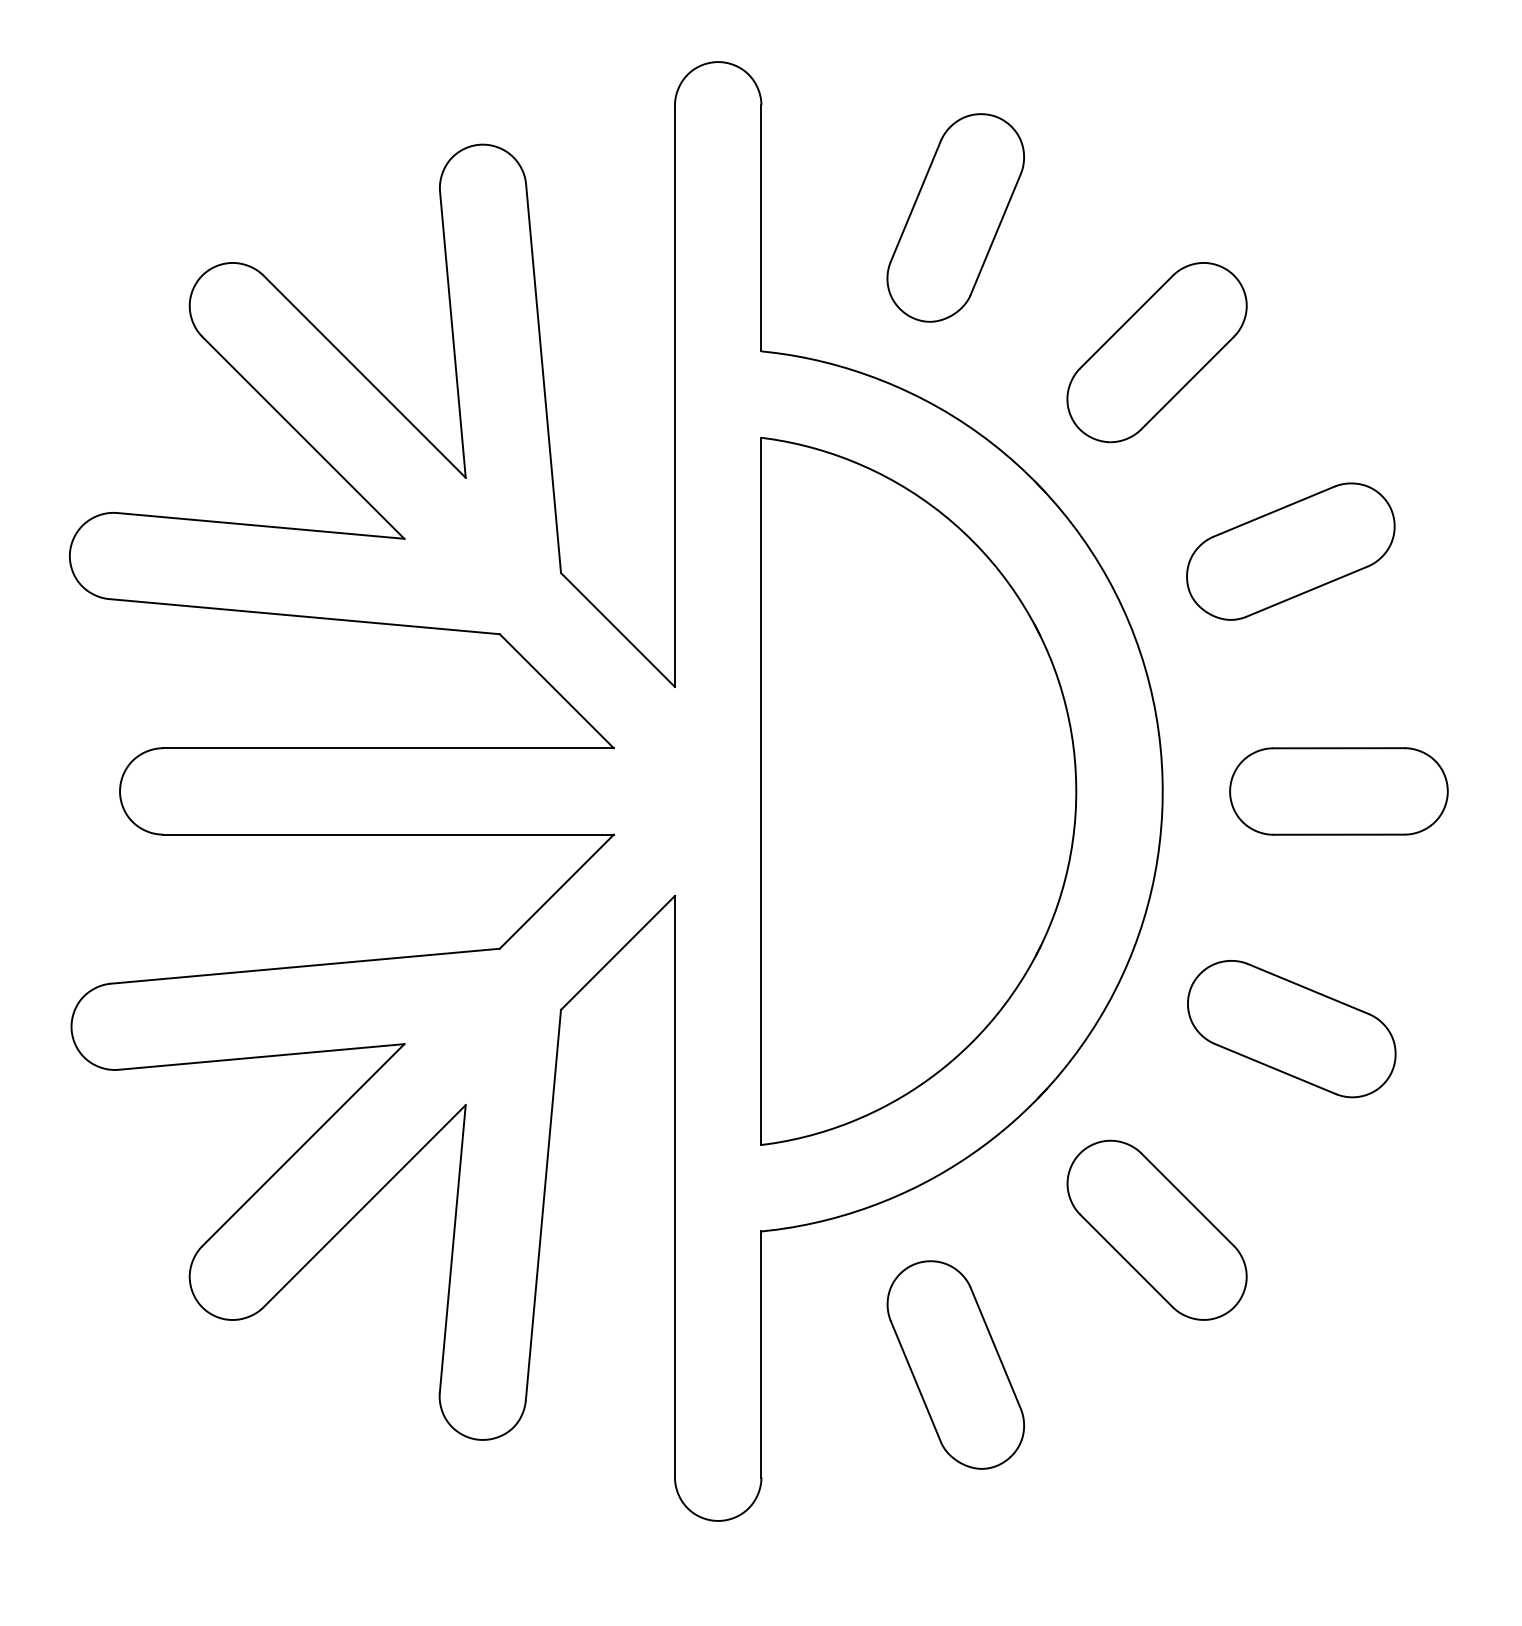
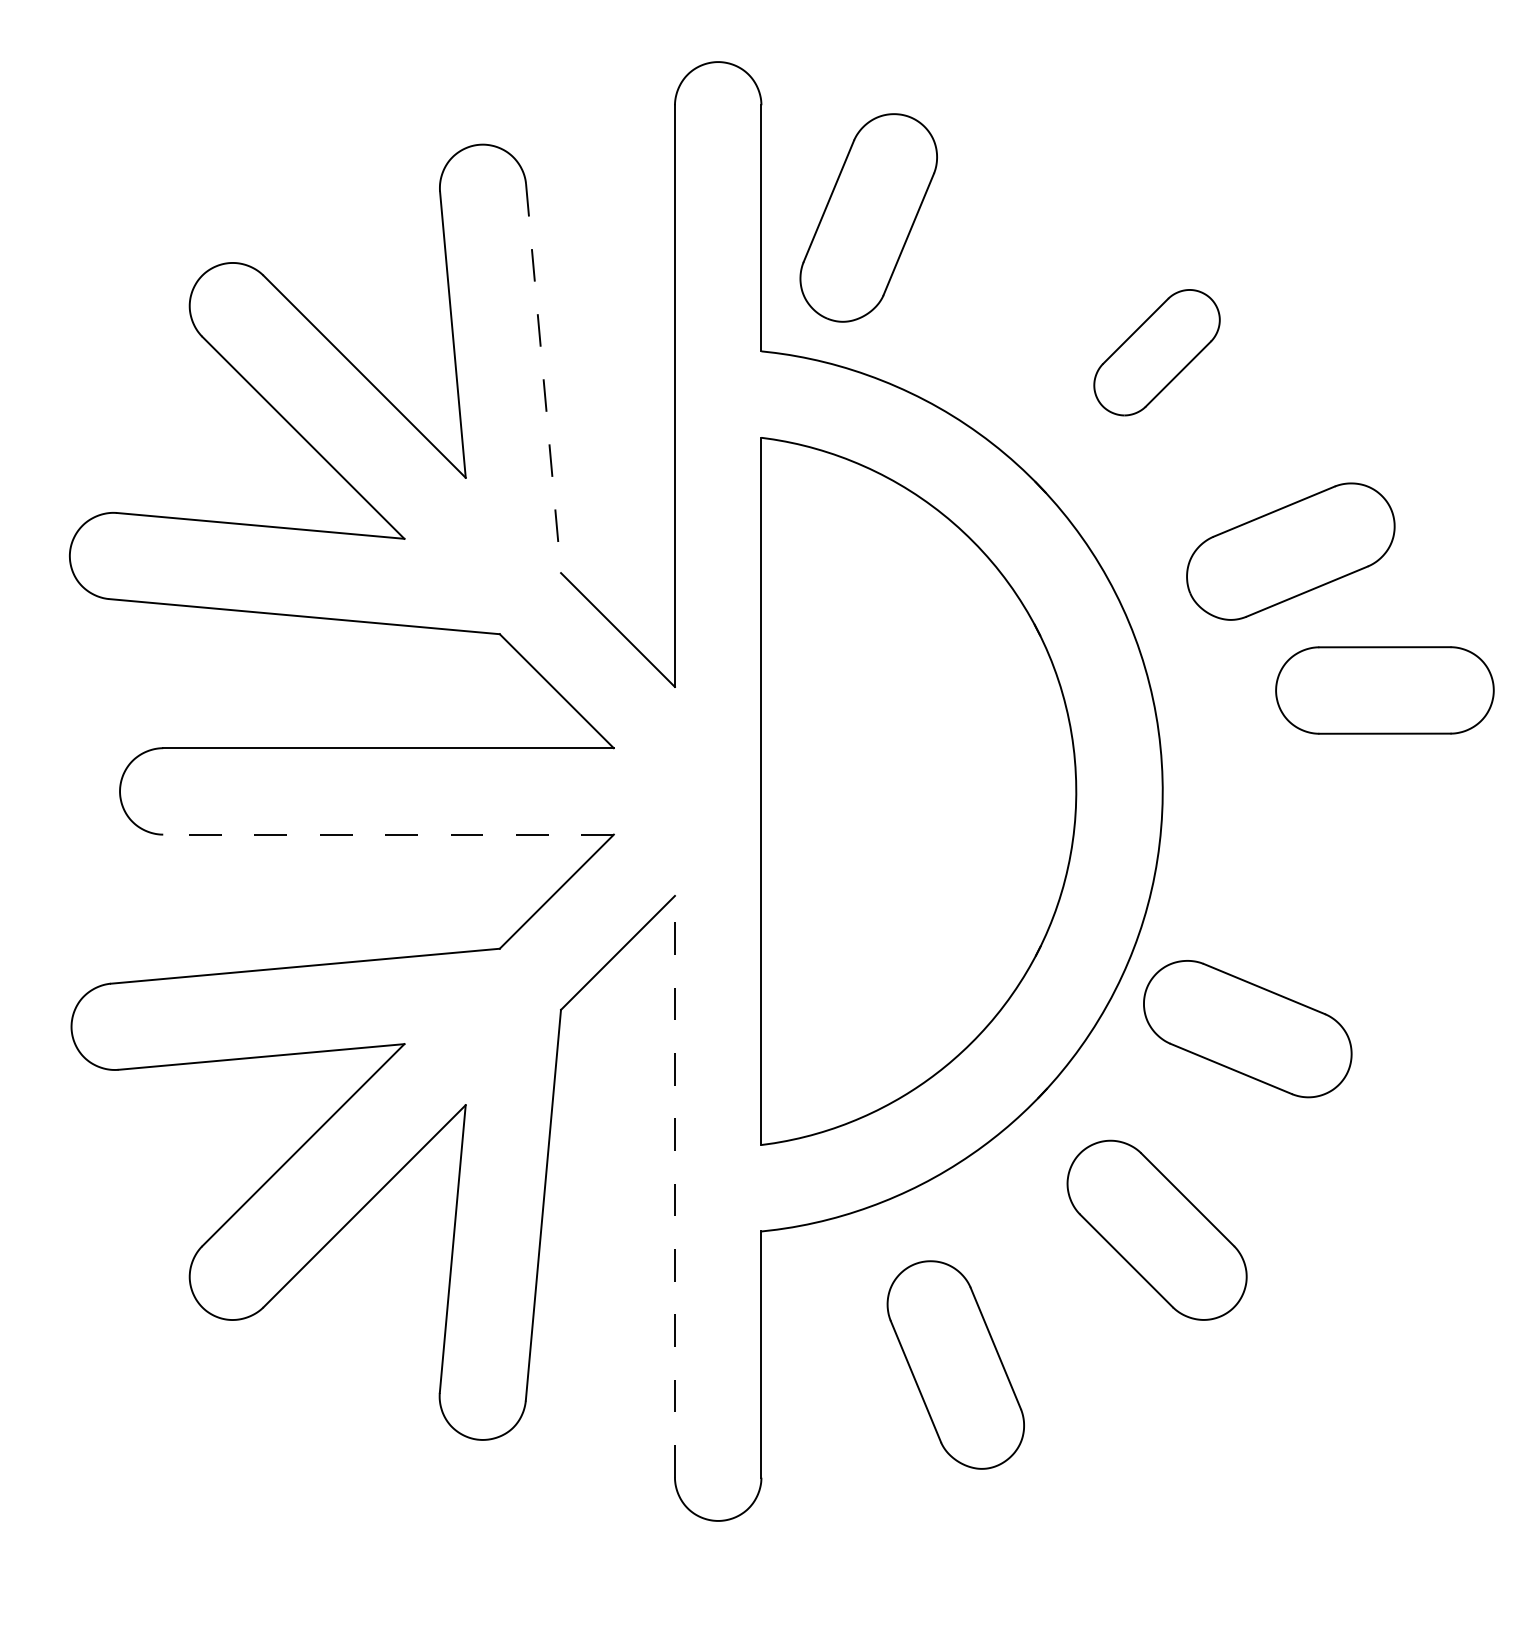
part position: (955, 217) -> (868, 217) (868, 217)
part size: 182x182 px -> 128x128 px (1156, 352)
line: solid -> dashed (543, 379)
part position: (1338, 791) -> (1384, 690) (1384, 690)
line: solid -> dashed (388, 834)
part position: (1291, 1029) -> (1247, 1029) (1247, 1029)
line: solid -> dashed (674, 1186)
